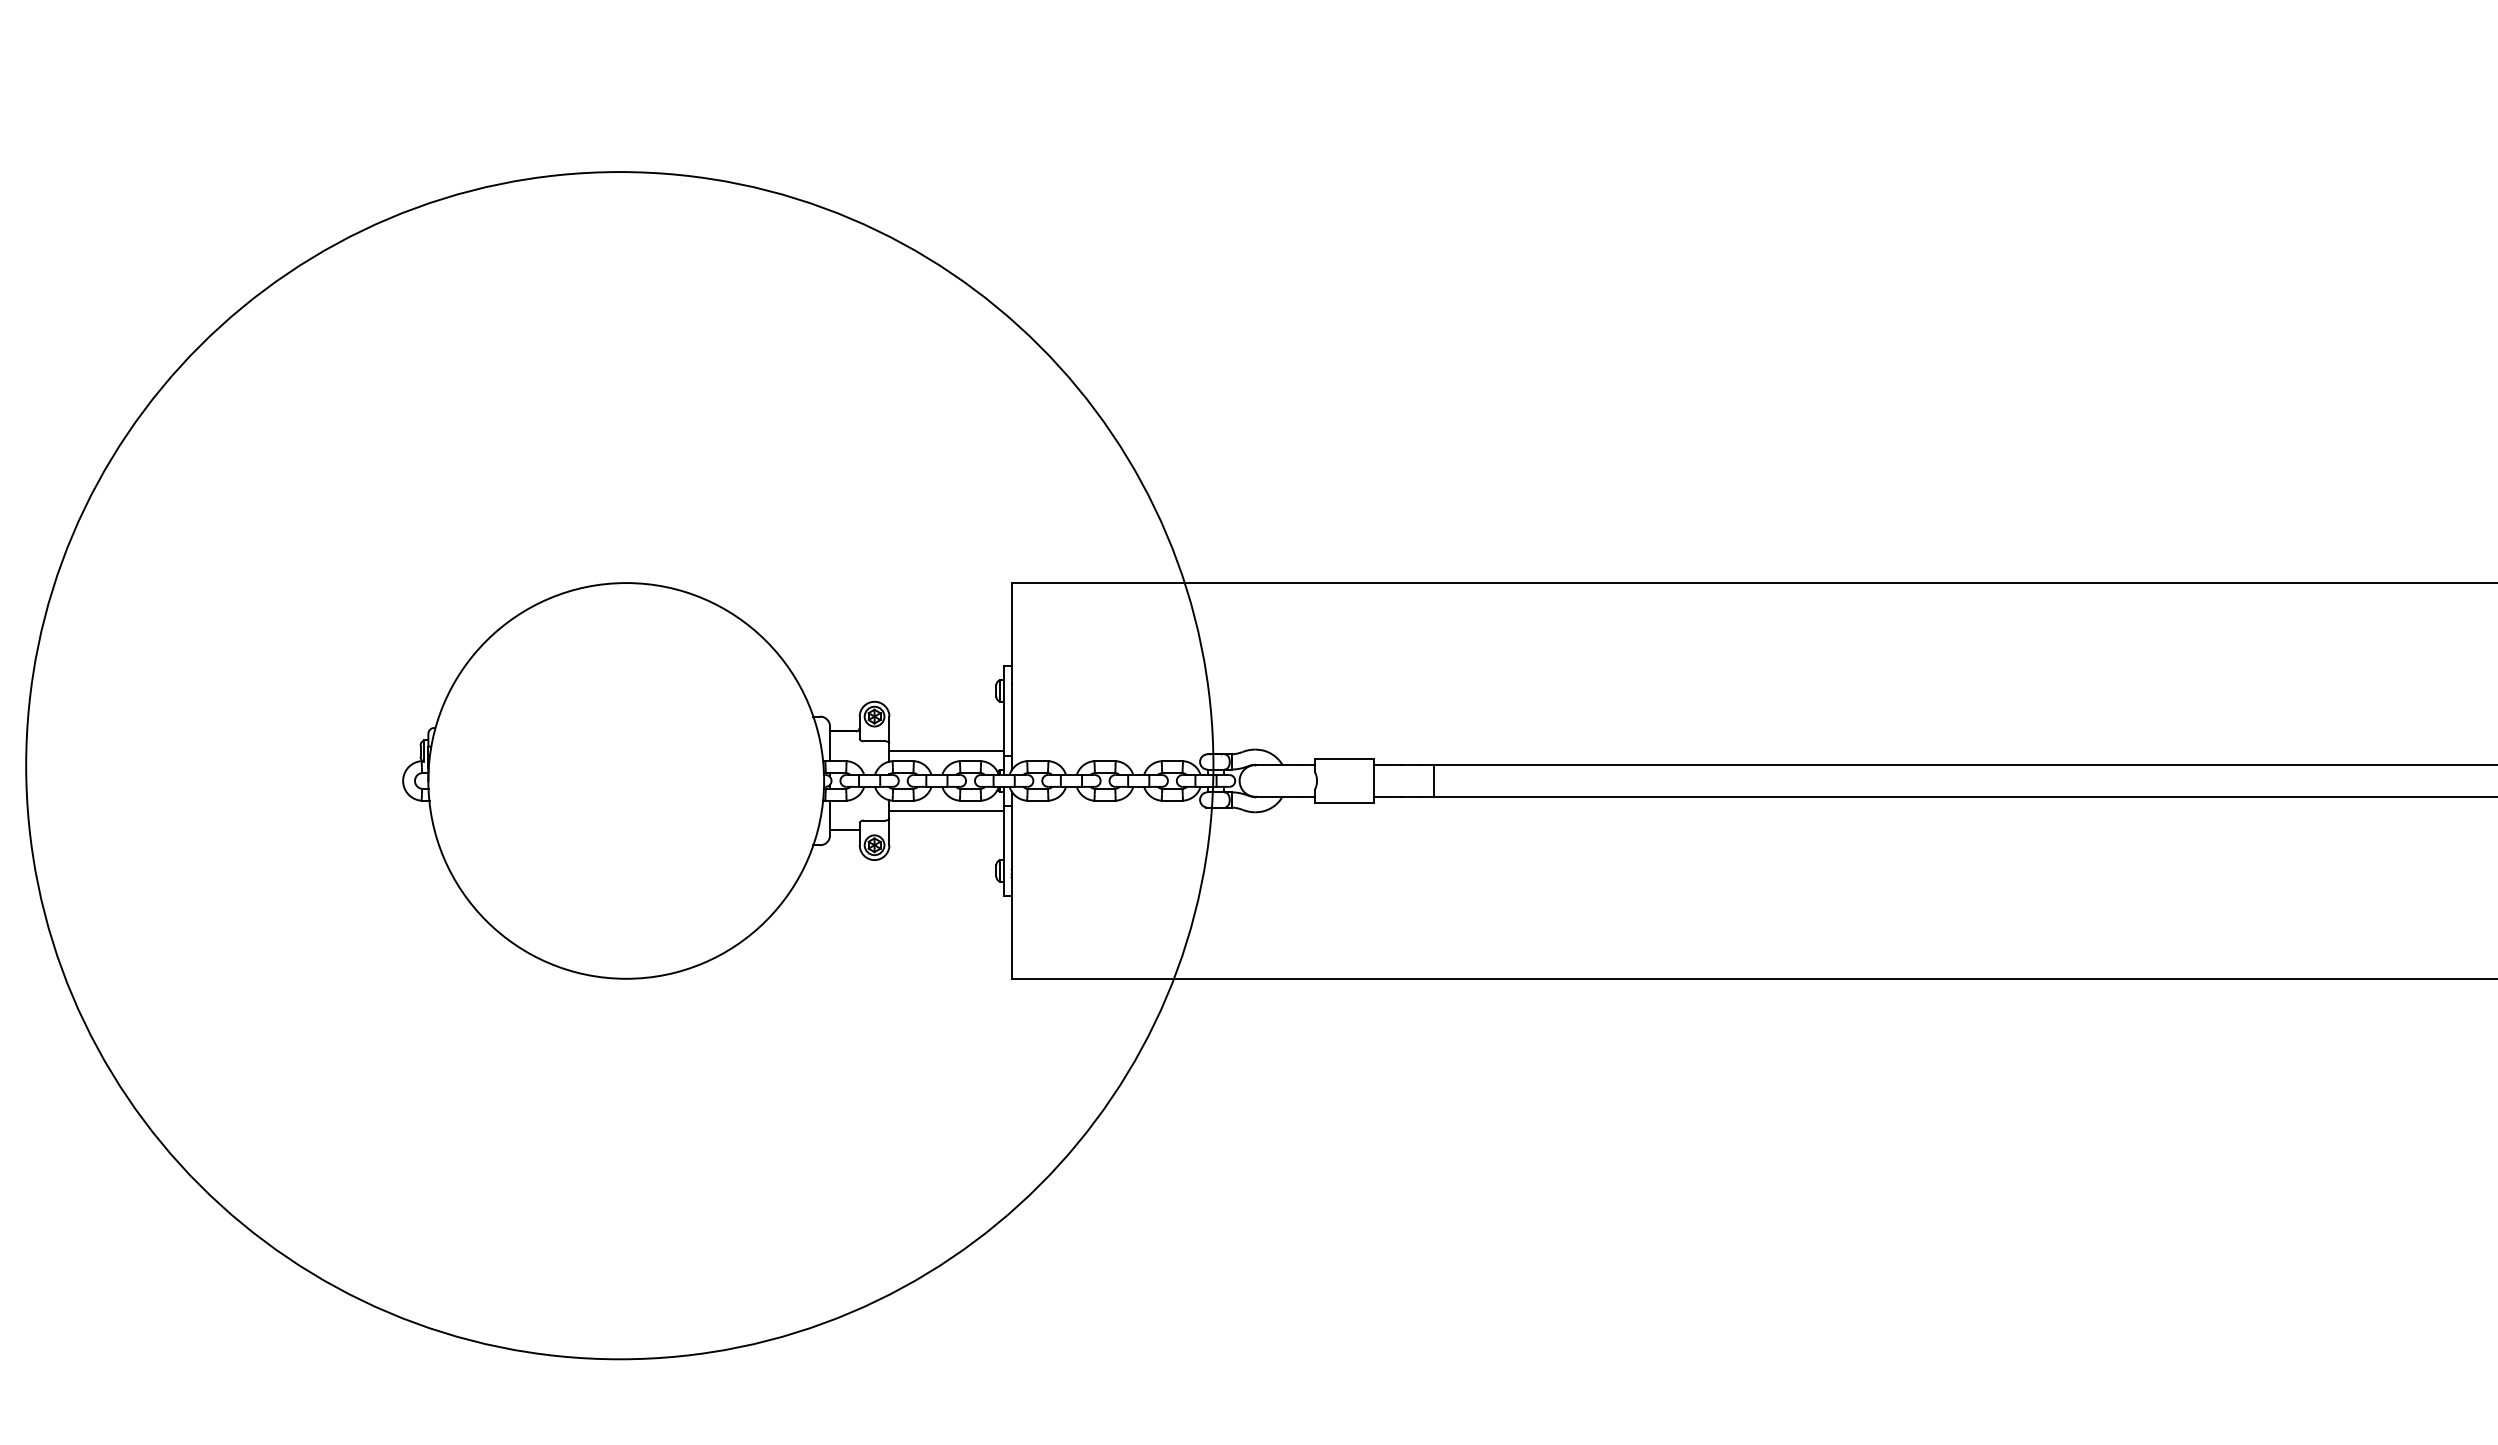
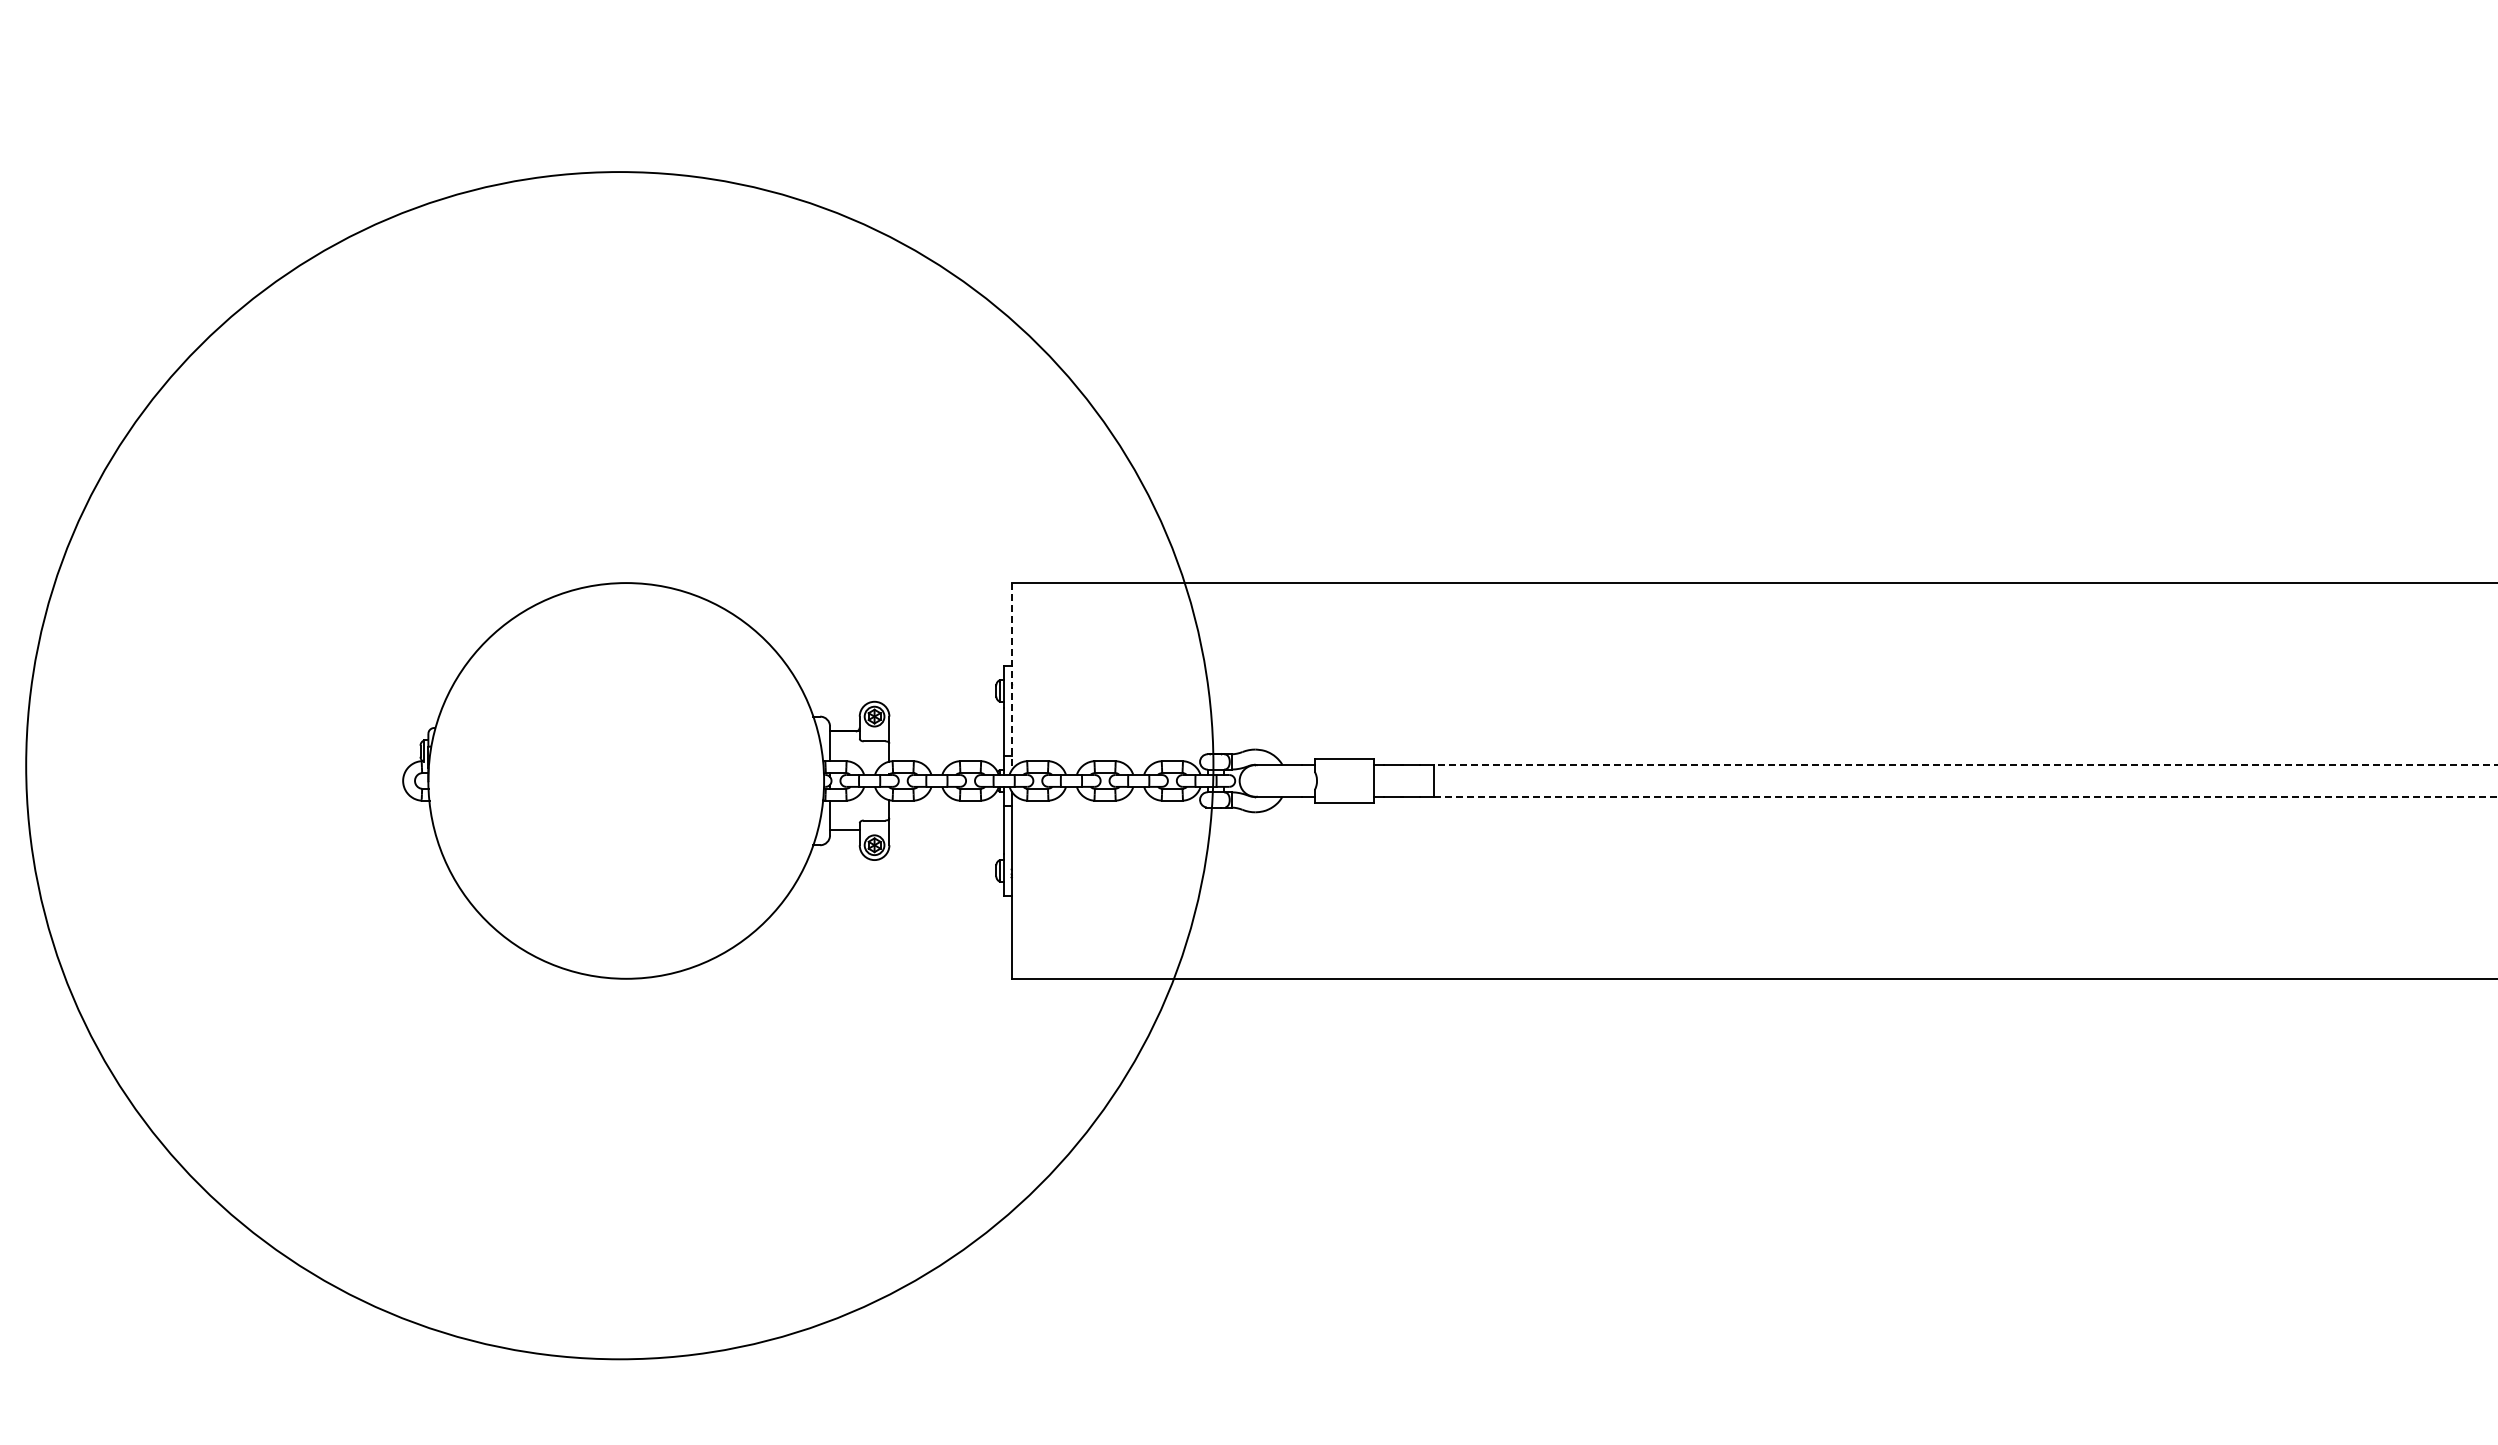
line: solid -> dashed (1012, 676)
line: present -> none (946, 751)
line: solid -> dashed (1965, 765)
line: solid -> dashed (1965, 796)
line: present -> none (946, 810)
